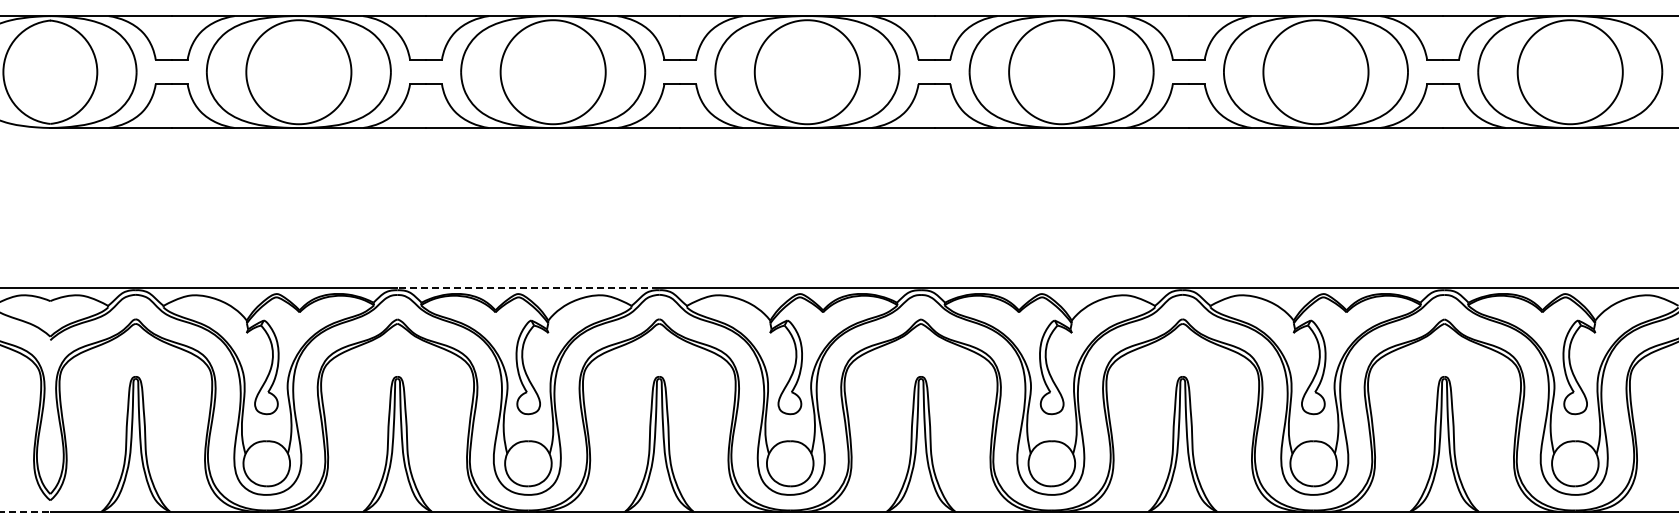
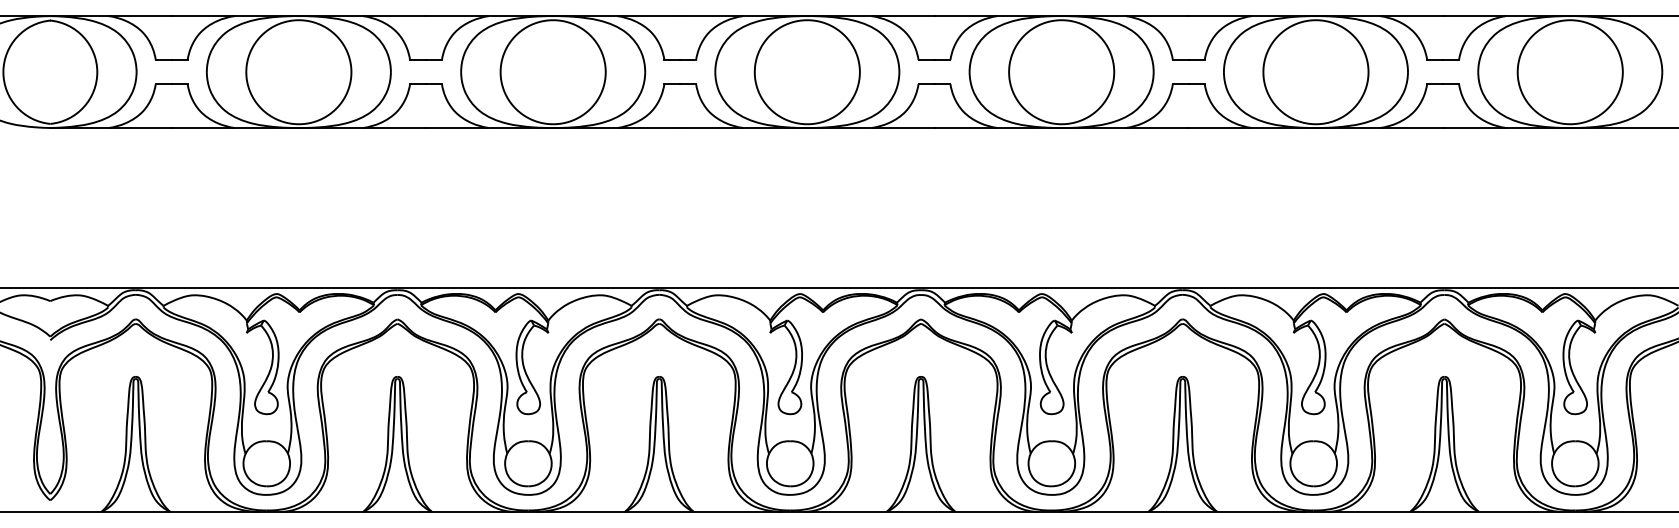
line: dashed -> solid (528, 288)
line: dashed -> solid (25, 511)
